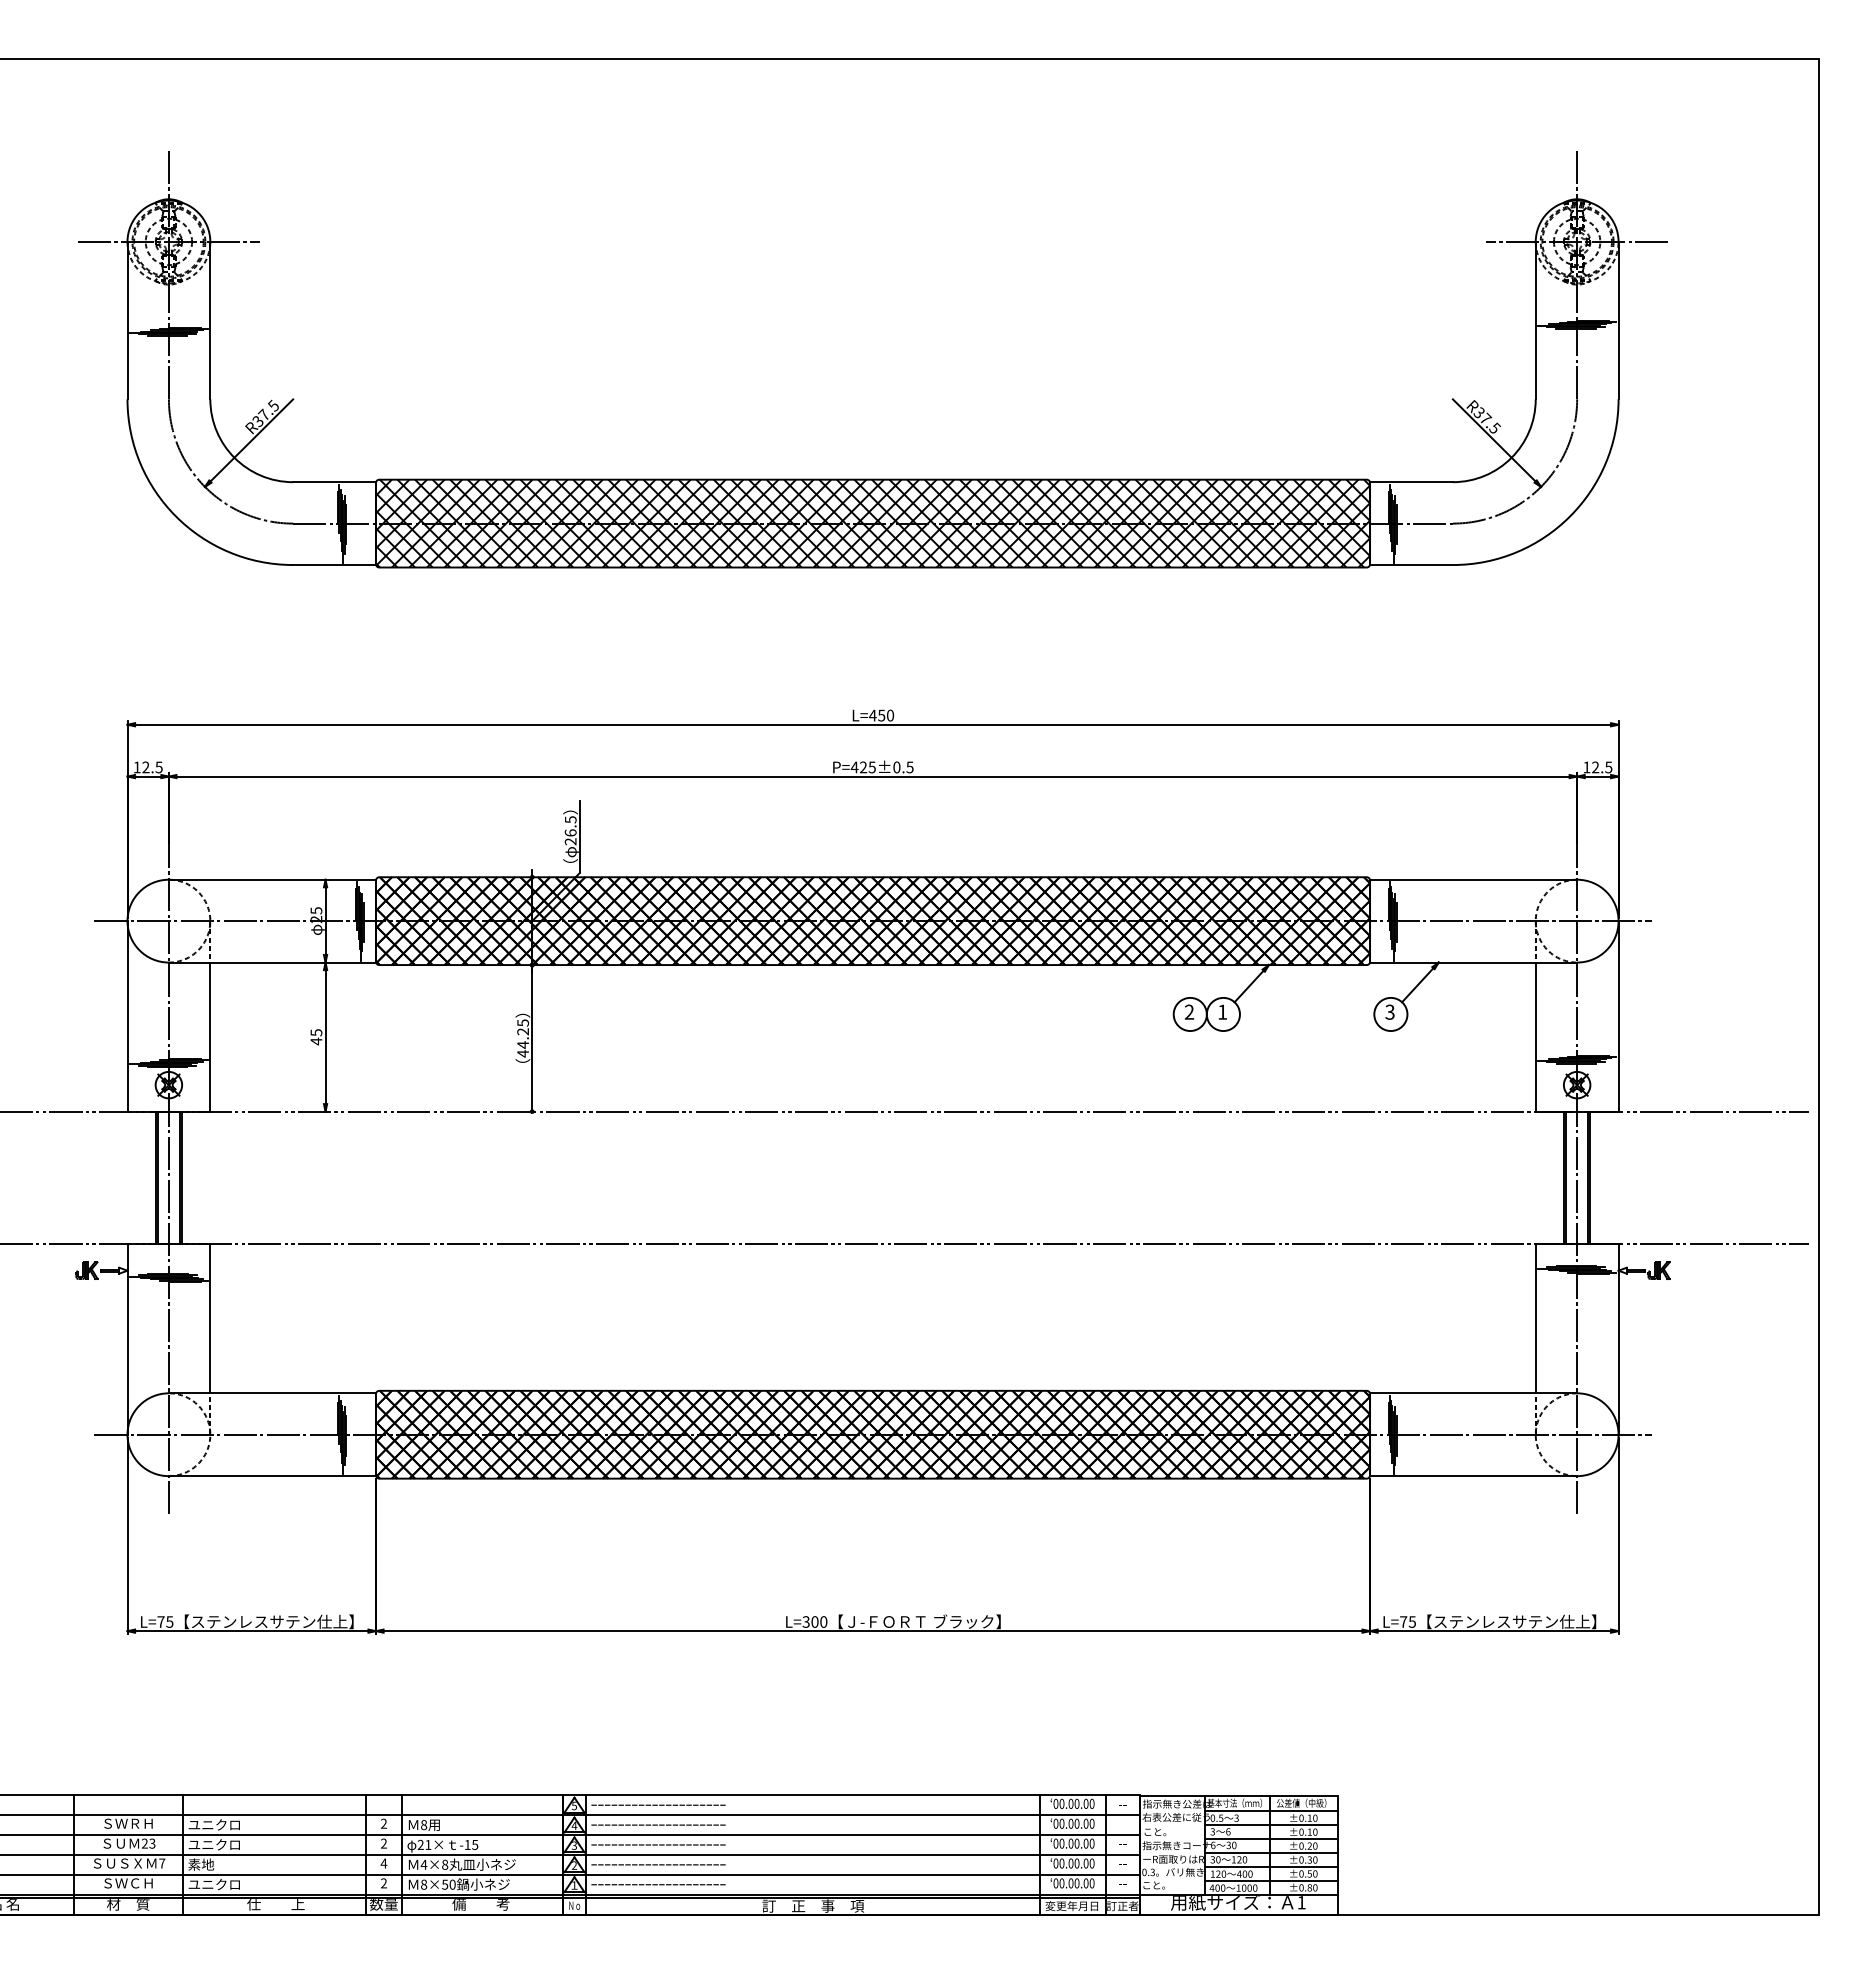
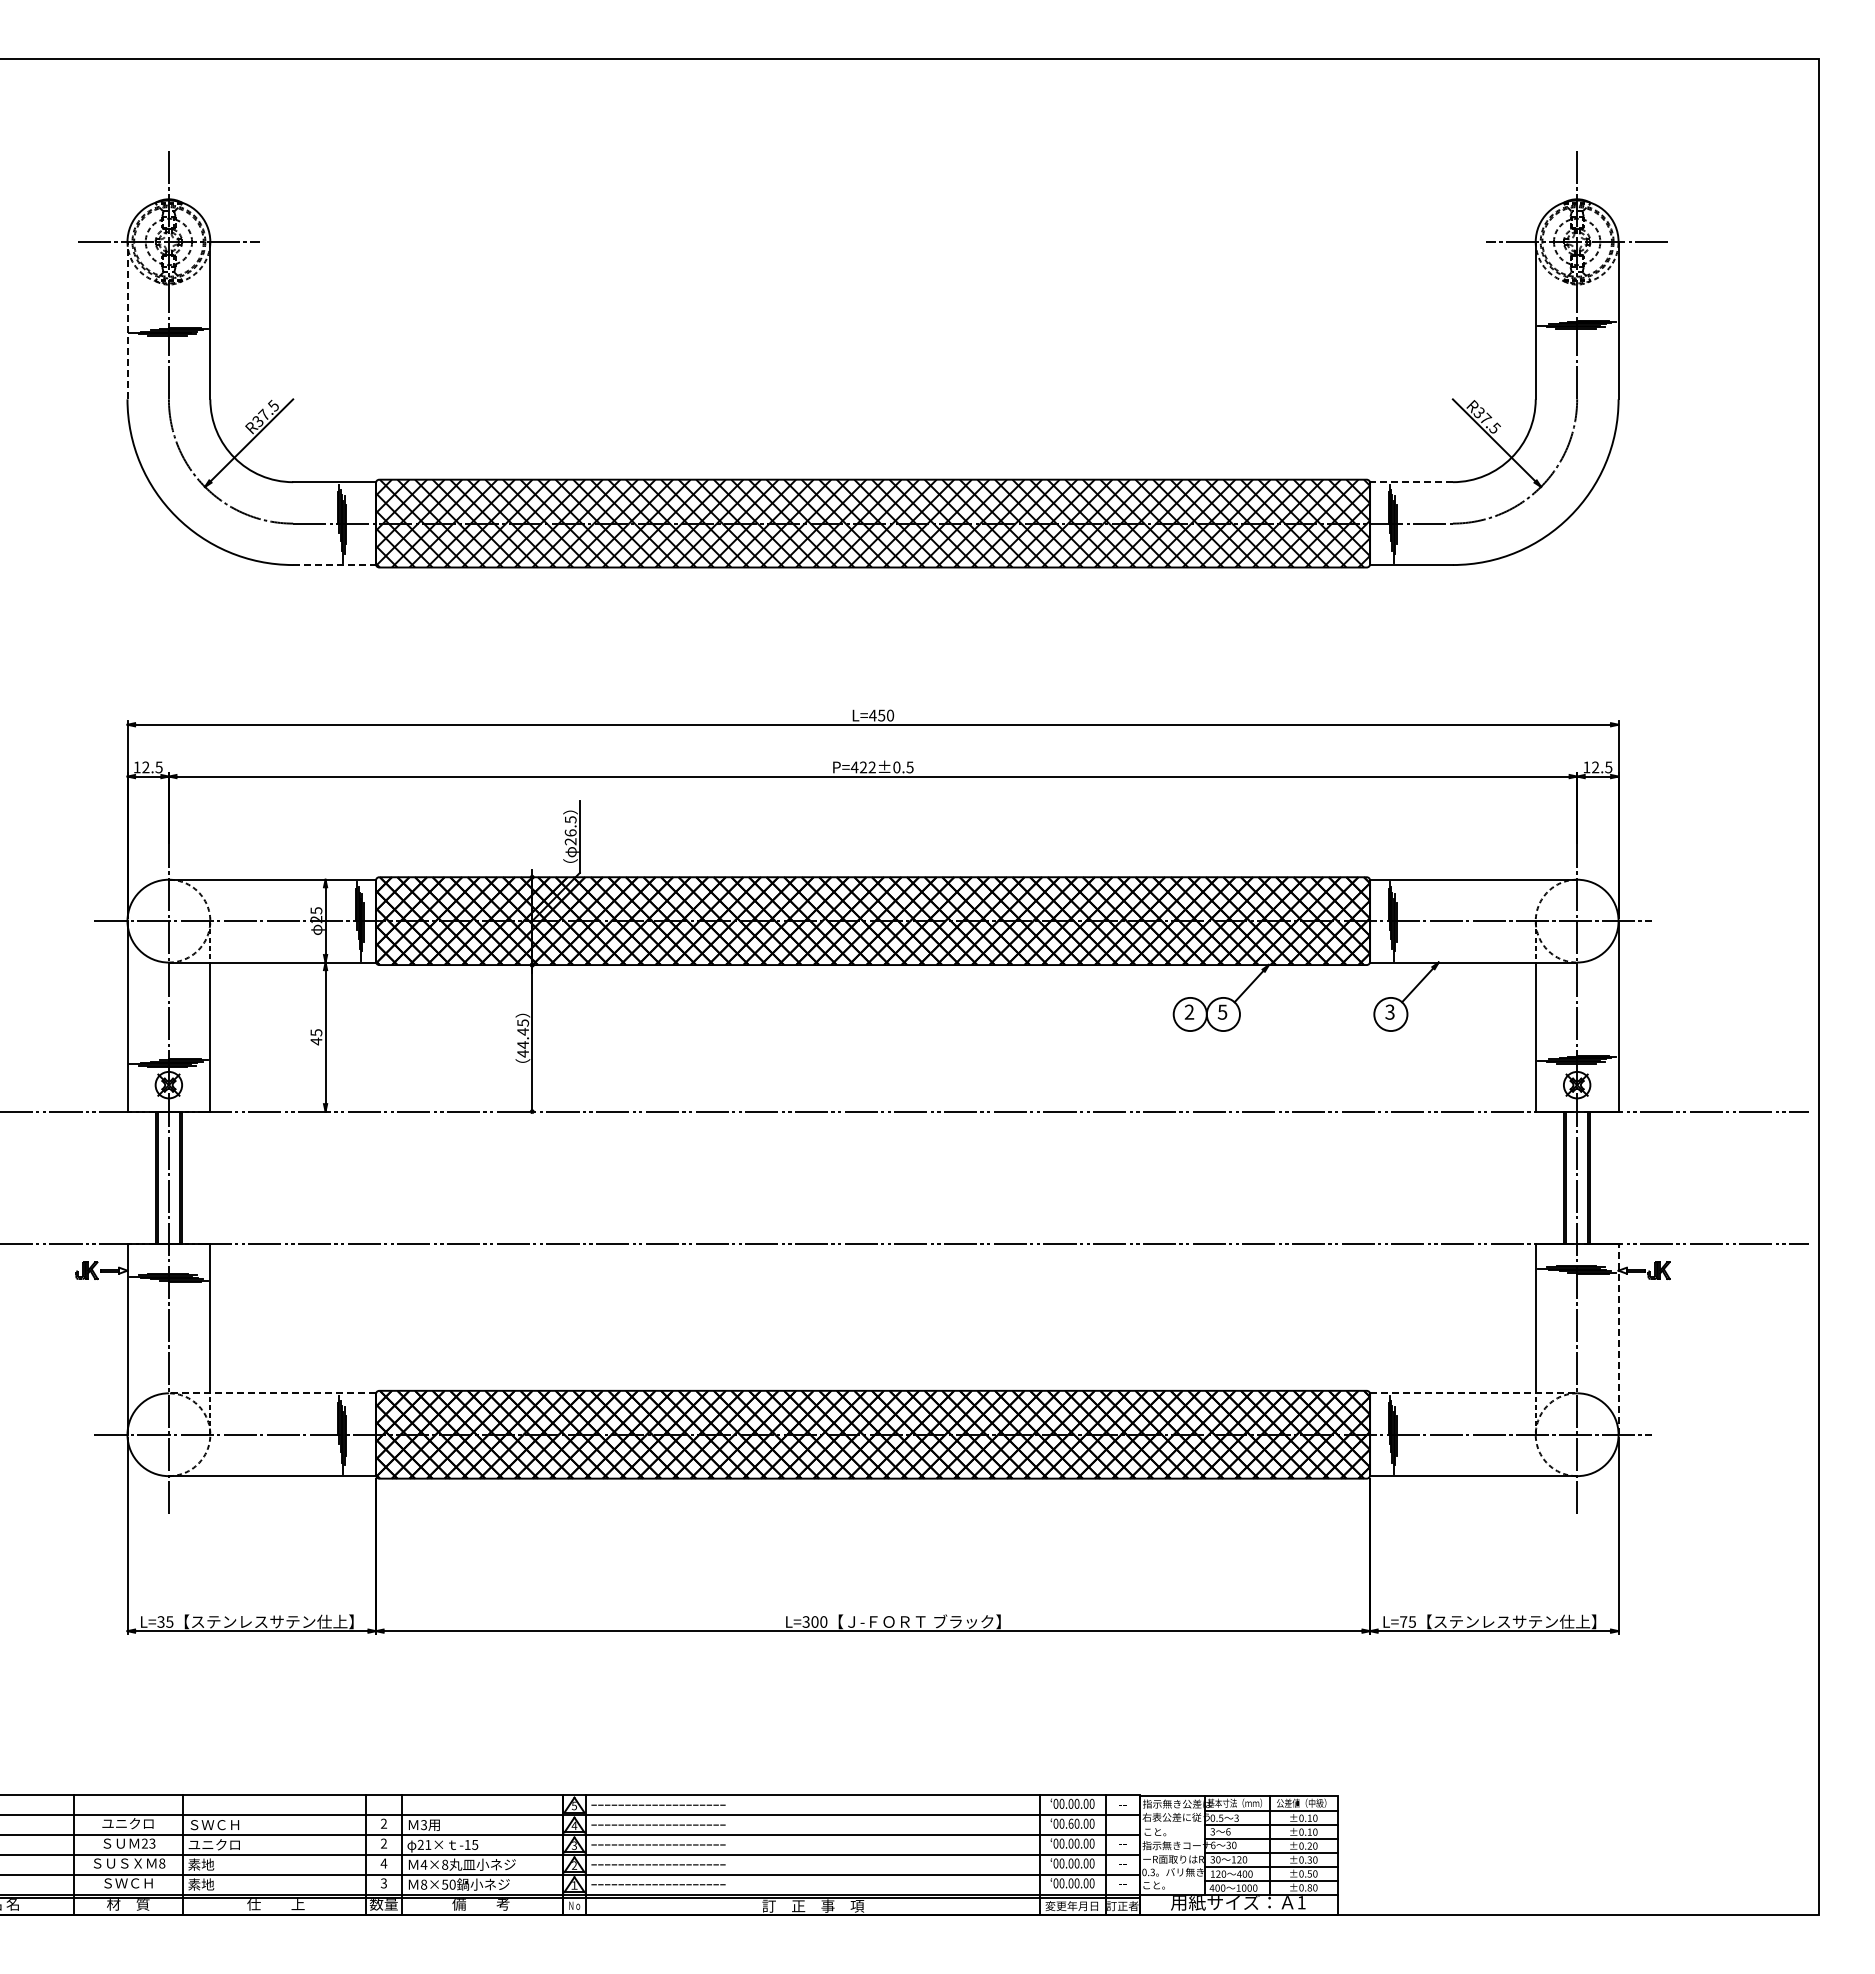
line: solid -> dashed (127, 320)
line: solid -> dashed (1410, 482)
line: solid -> dashed (335, 565)
text: P=425±0.5 -> P=422±0.5 (871, 767)
text: 1 -> 5 (1222, 1011)
text: 44.25 -> 44.45 (522, 1031)
line: solid -> dashed (1618, 1338)
line: solid -> dashed (272, 1393)
line: solid -> dashed (1473, 1393)
text: L=75 -> L=35 (160, 1621)
text: ＳＷＲＨ -> ユニクロ (127, 1823)
text: 00.00.00 -> 00.60.00 (1070, 1823)
text: ユニクロ -> ＳＷＣＨ (213, 1824)
text: 8 -> 3 (424, 1824)
text: 7 -> 8 (162, 1863)
text: 2 -> 3 (383, 1883)
text: ユニクロ -> 素地 (213, 1884)
